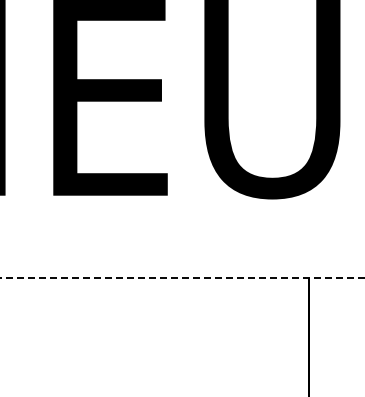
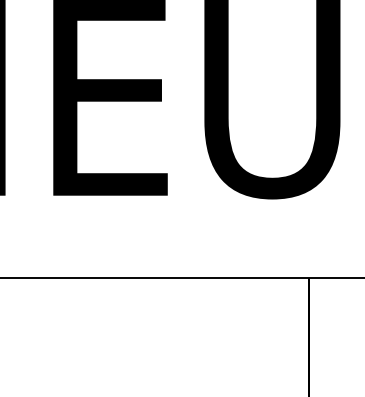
line: dashed -> solid (182, 278)
